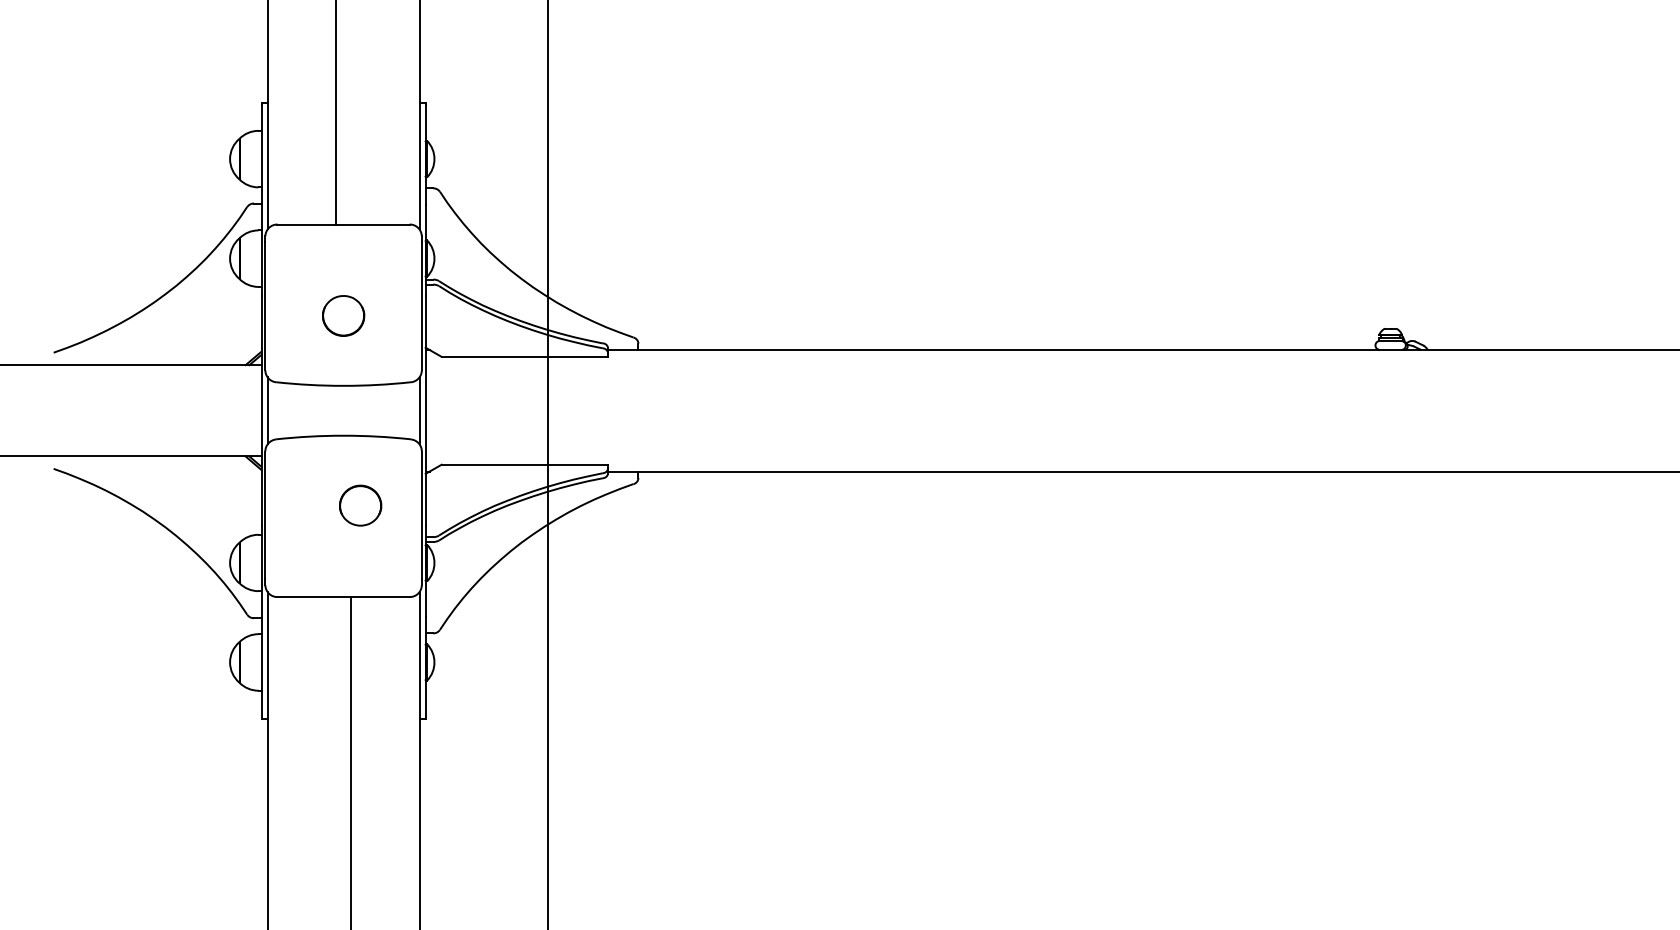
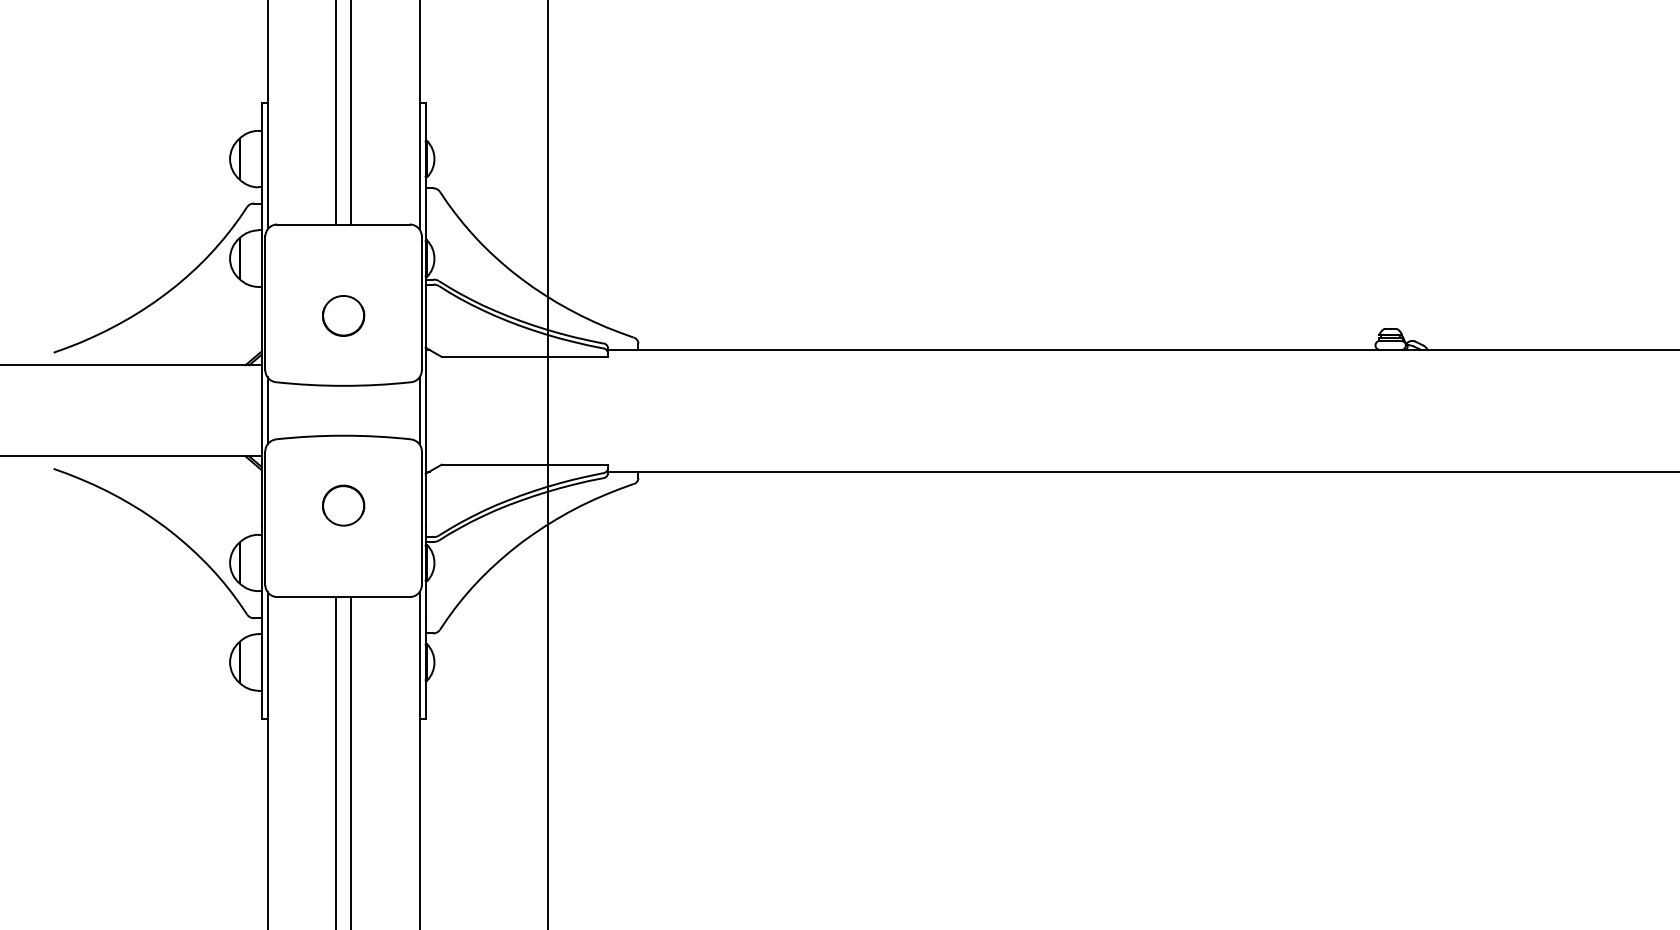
line: none -> present (351, 113)
part position: (360, 505) -> (343, 505) (343, 505)
line: none -> present (336, 761)
